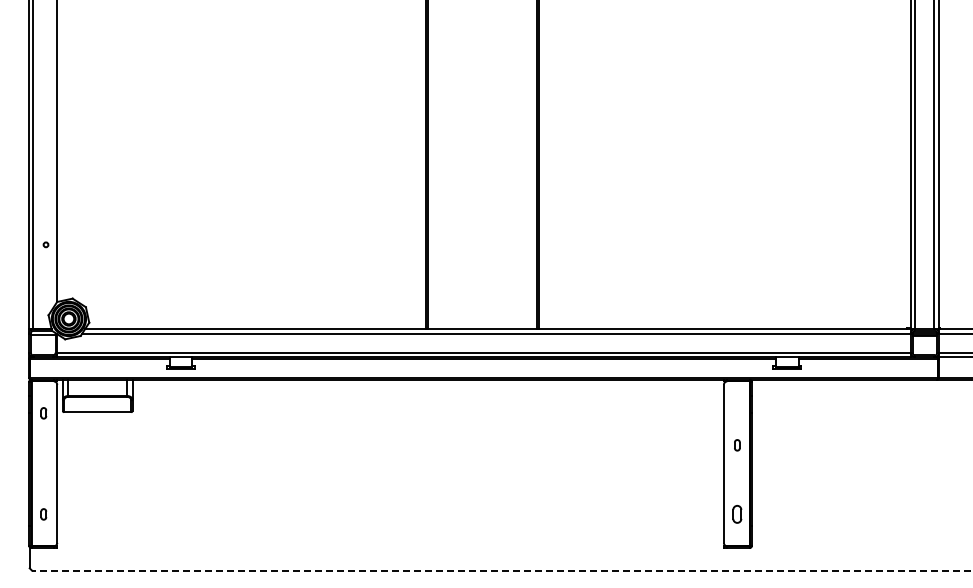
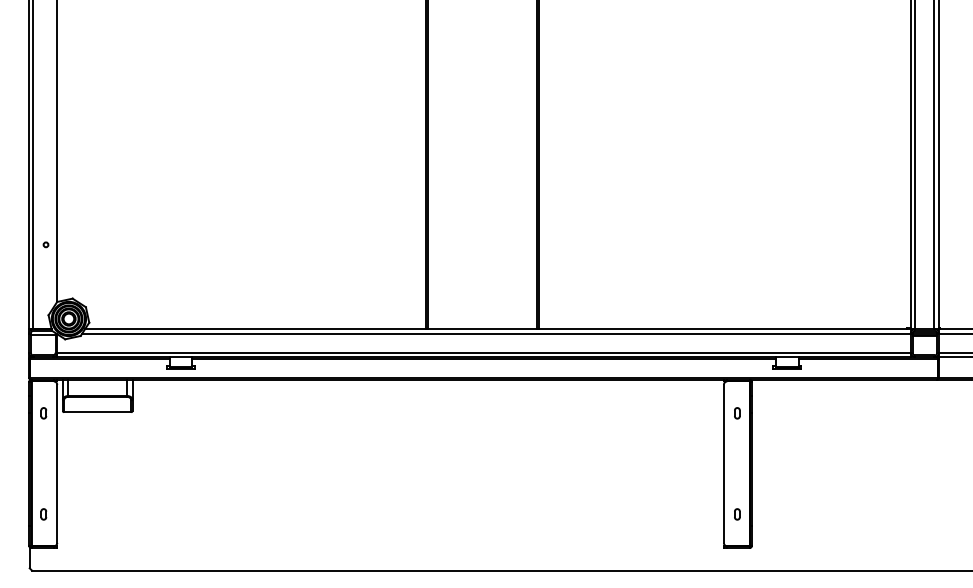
part position: (737, 445) -> (737, 413) (737, 413)
part size: 11x19 px -> 7x13 px (737, 514)
line: dashed -> solid (501, 570)
